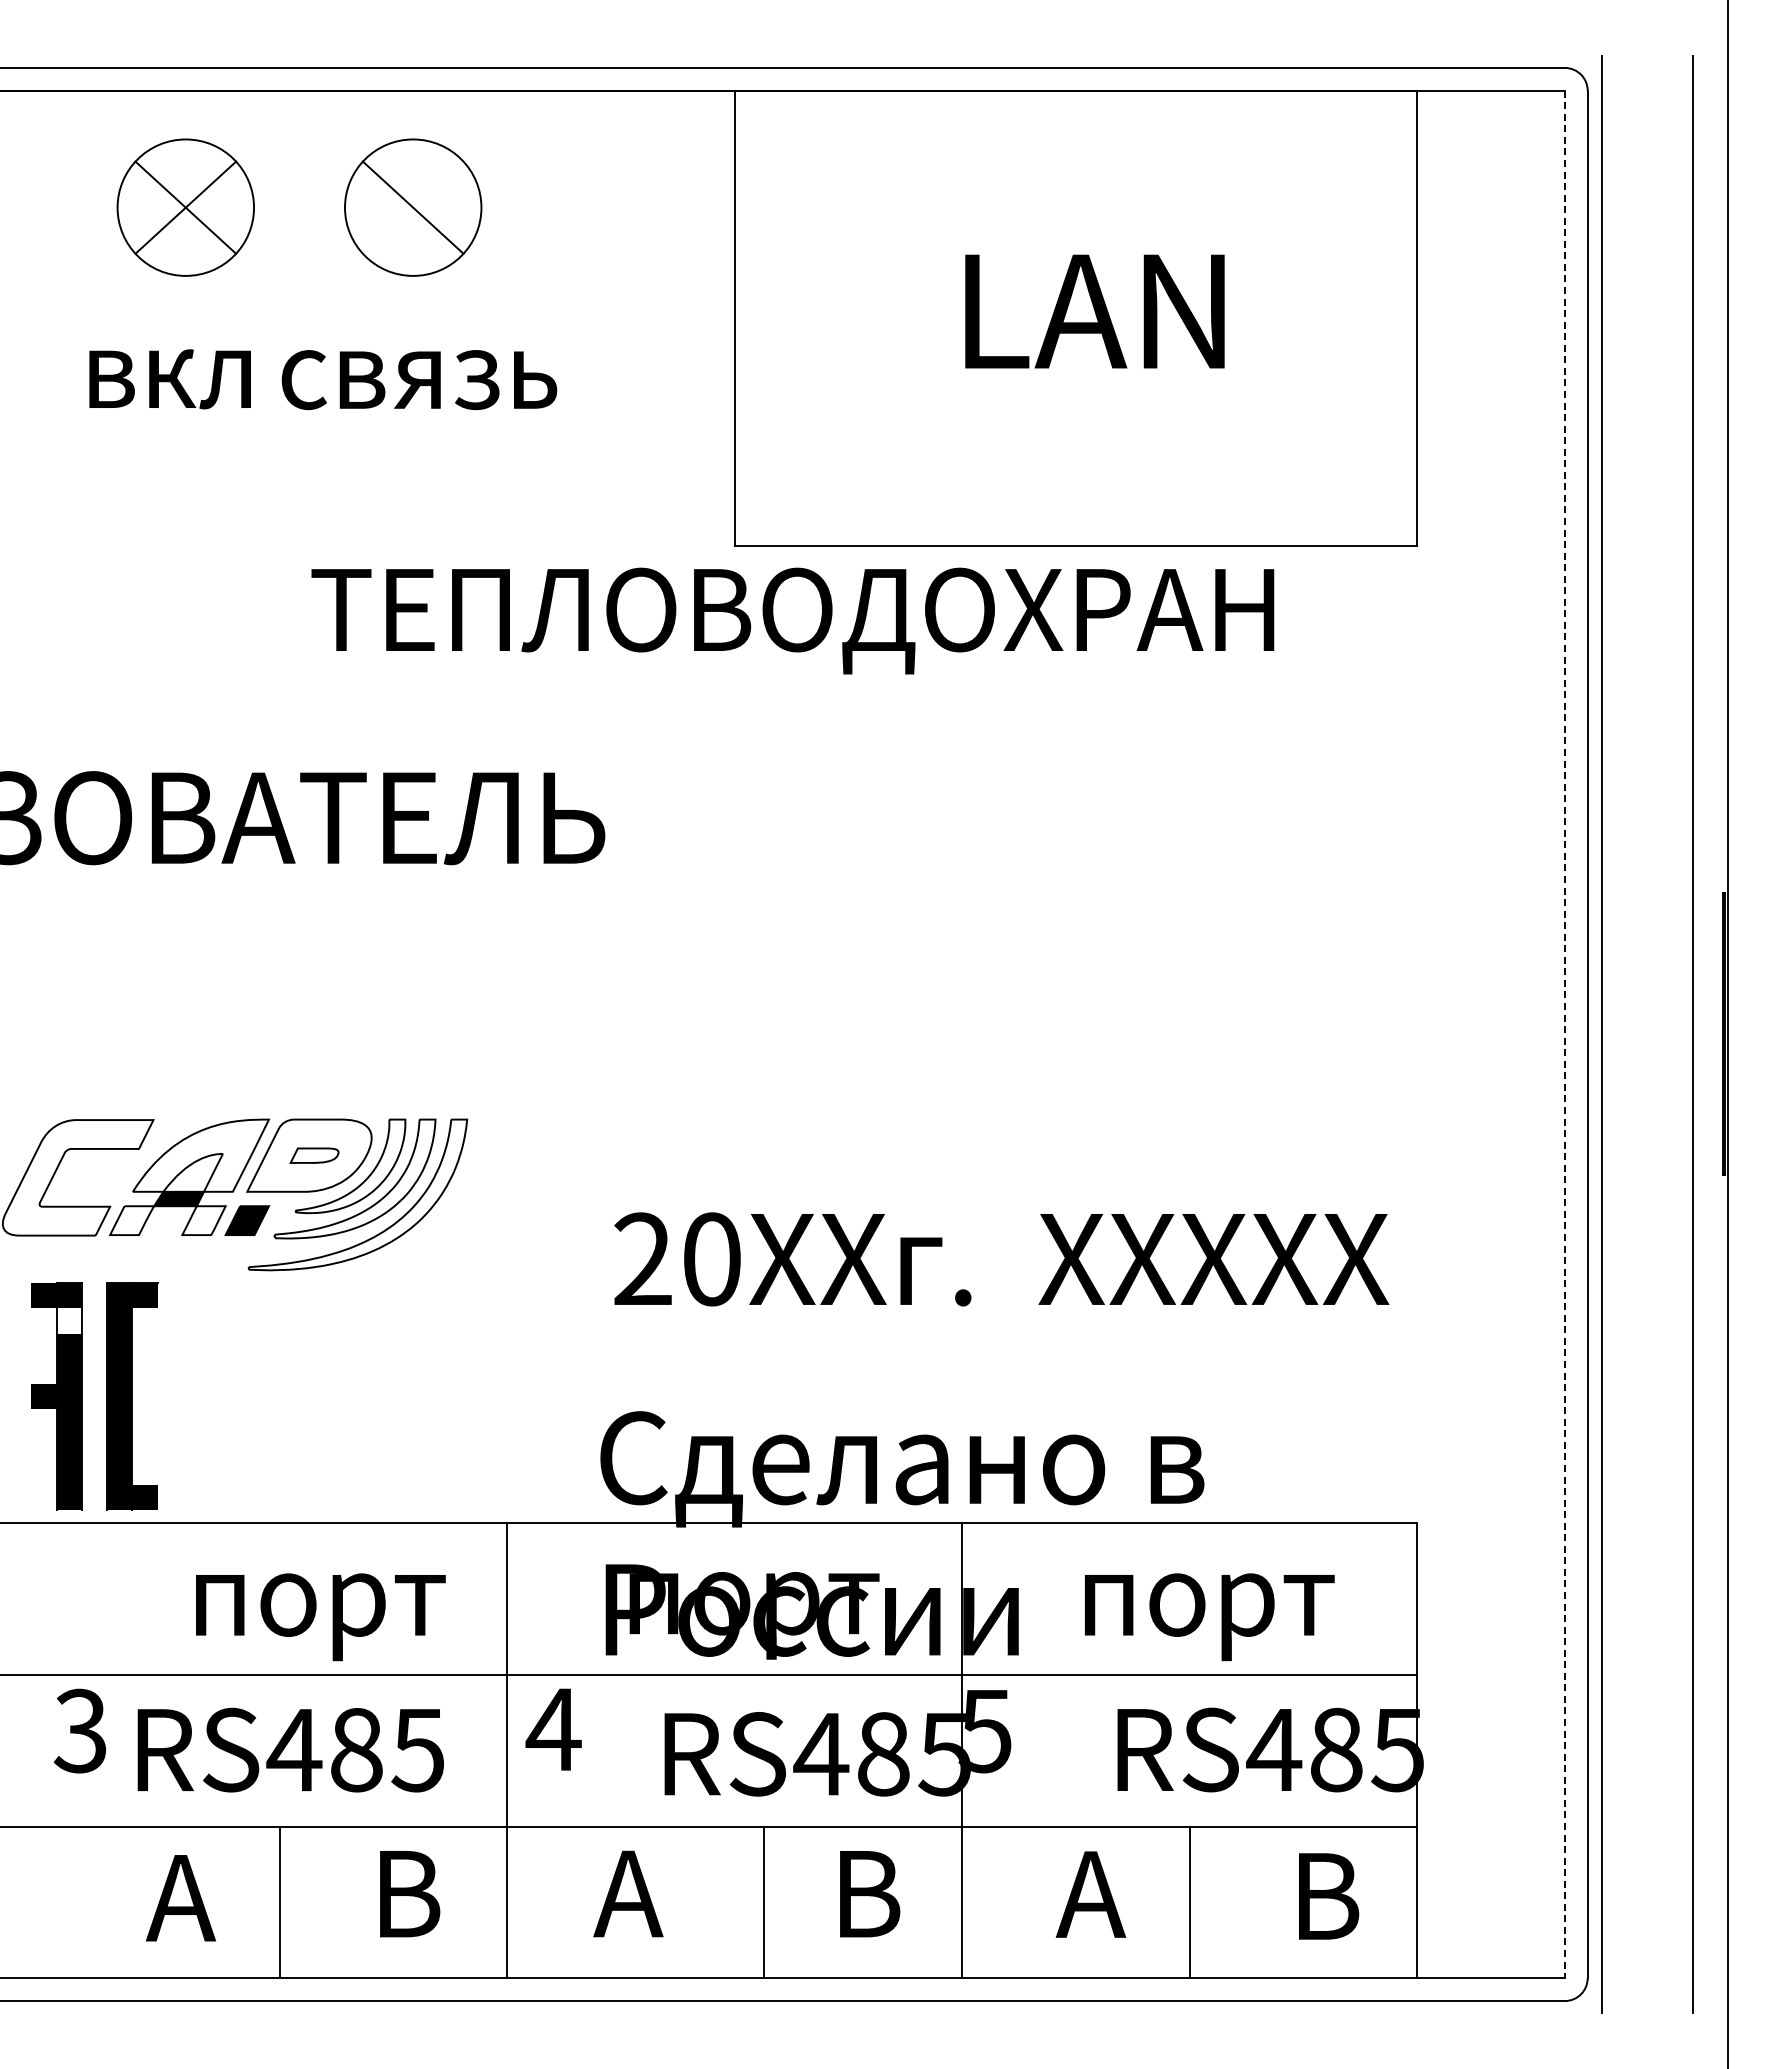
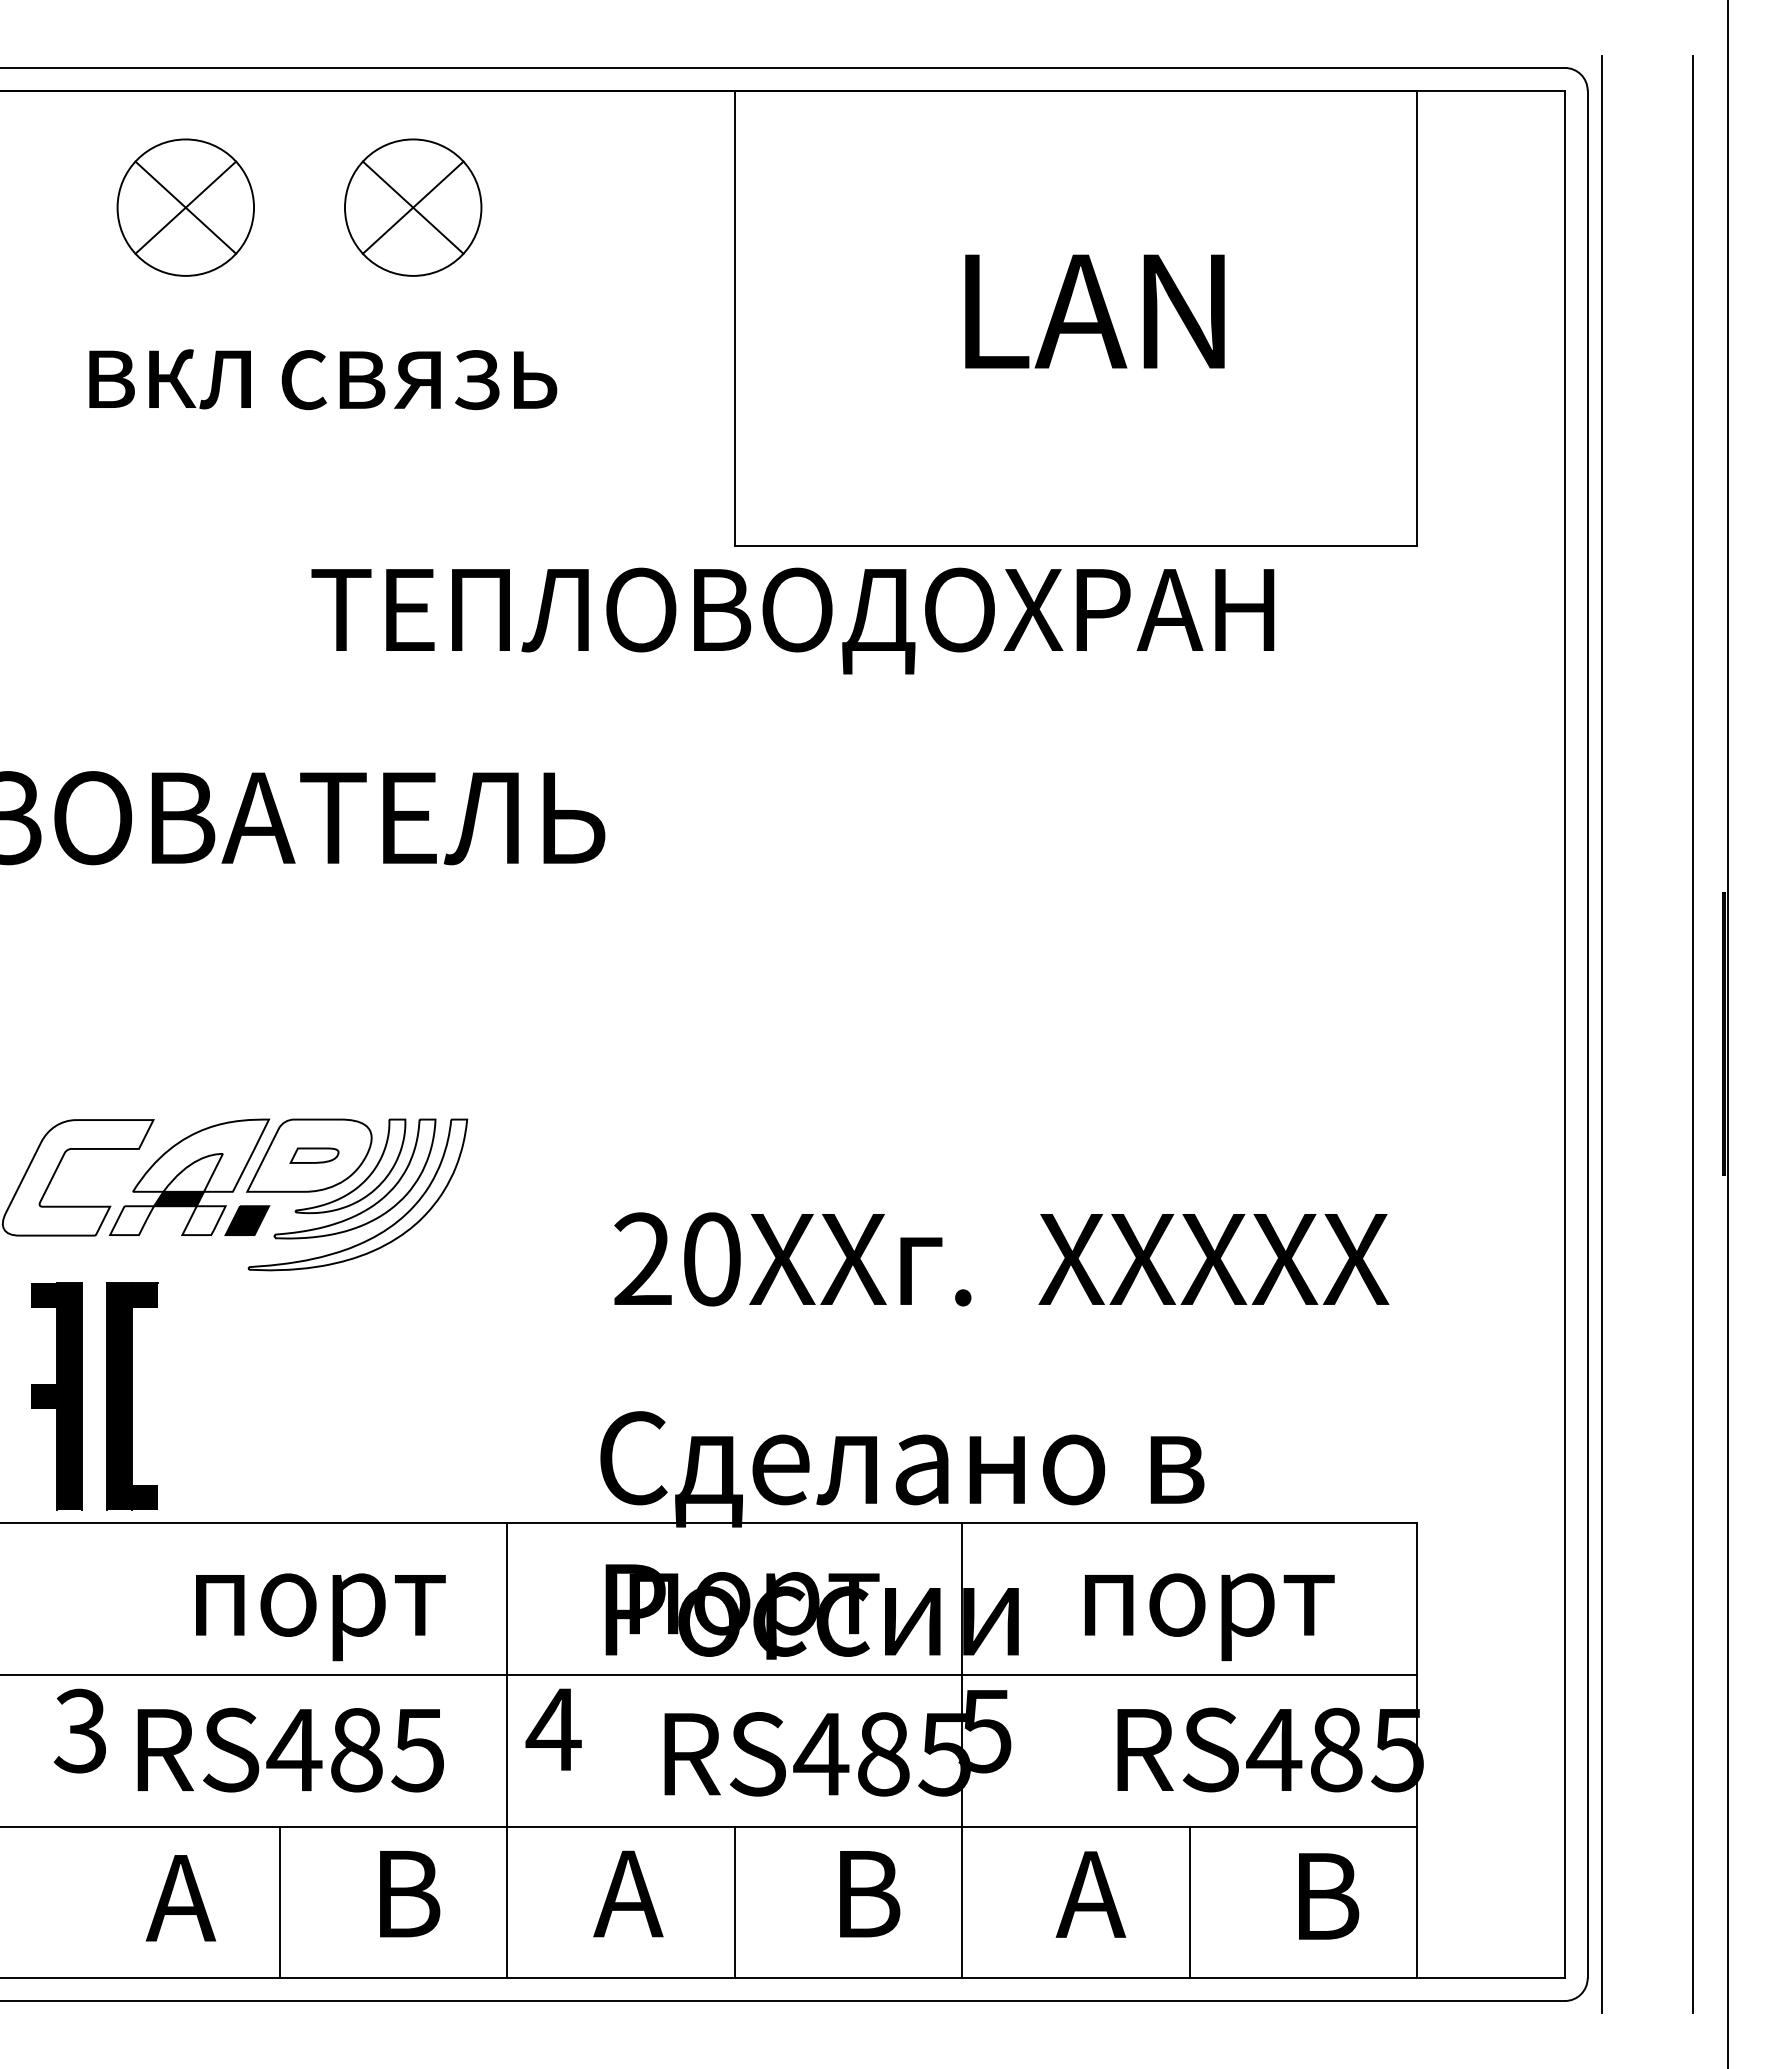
line: none -> present (412, 207)
line: dashed -> solid (1564, 1034)
fill: none -> present (68, 1320)
line position: (763, 1902) -> (734, 1902) (734, 1902)
